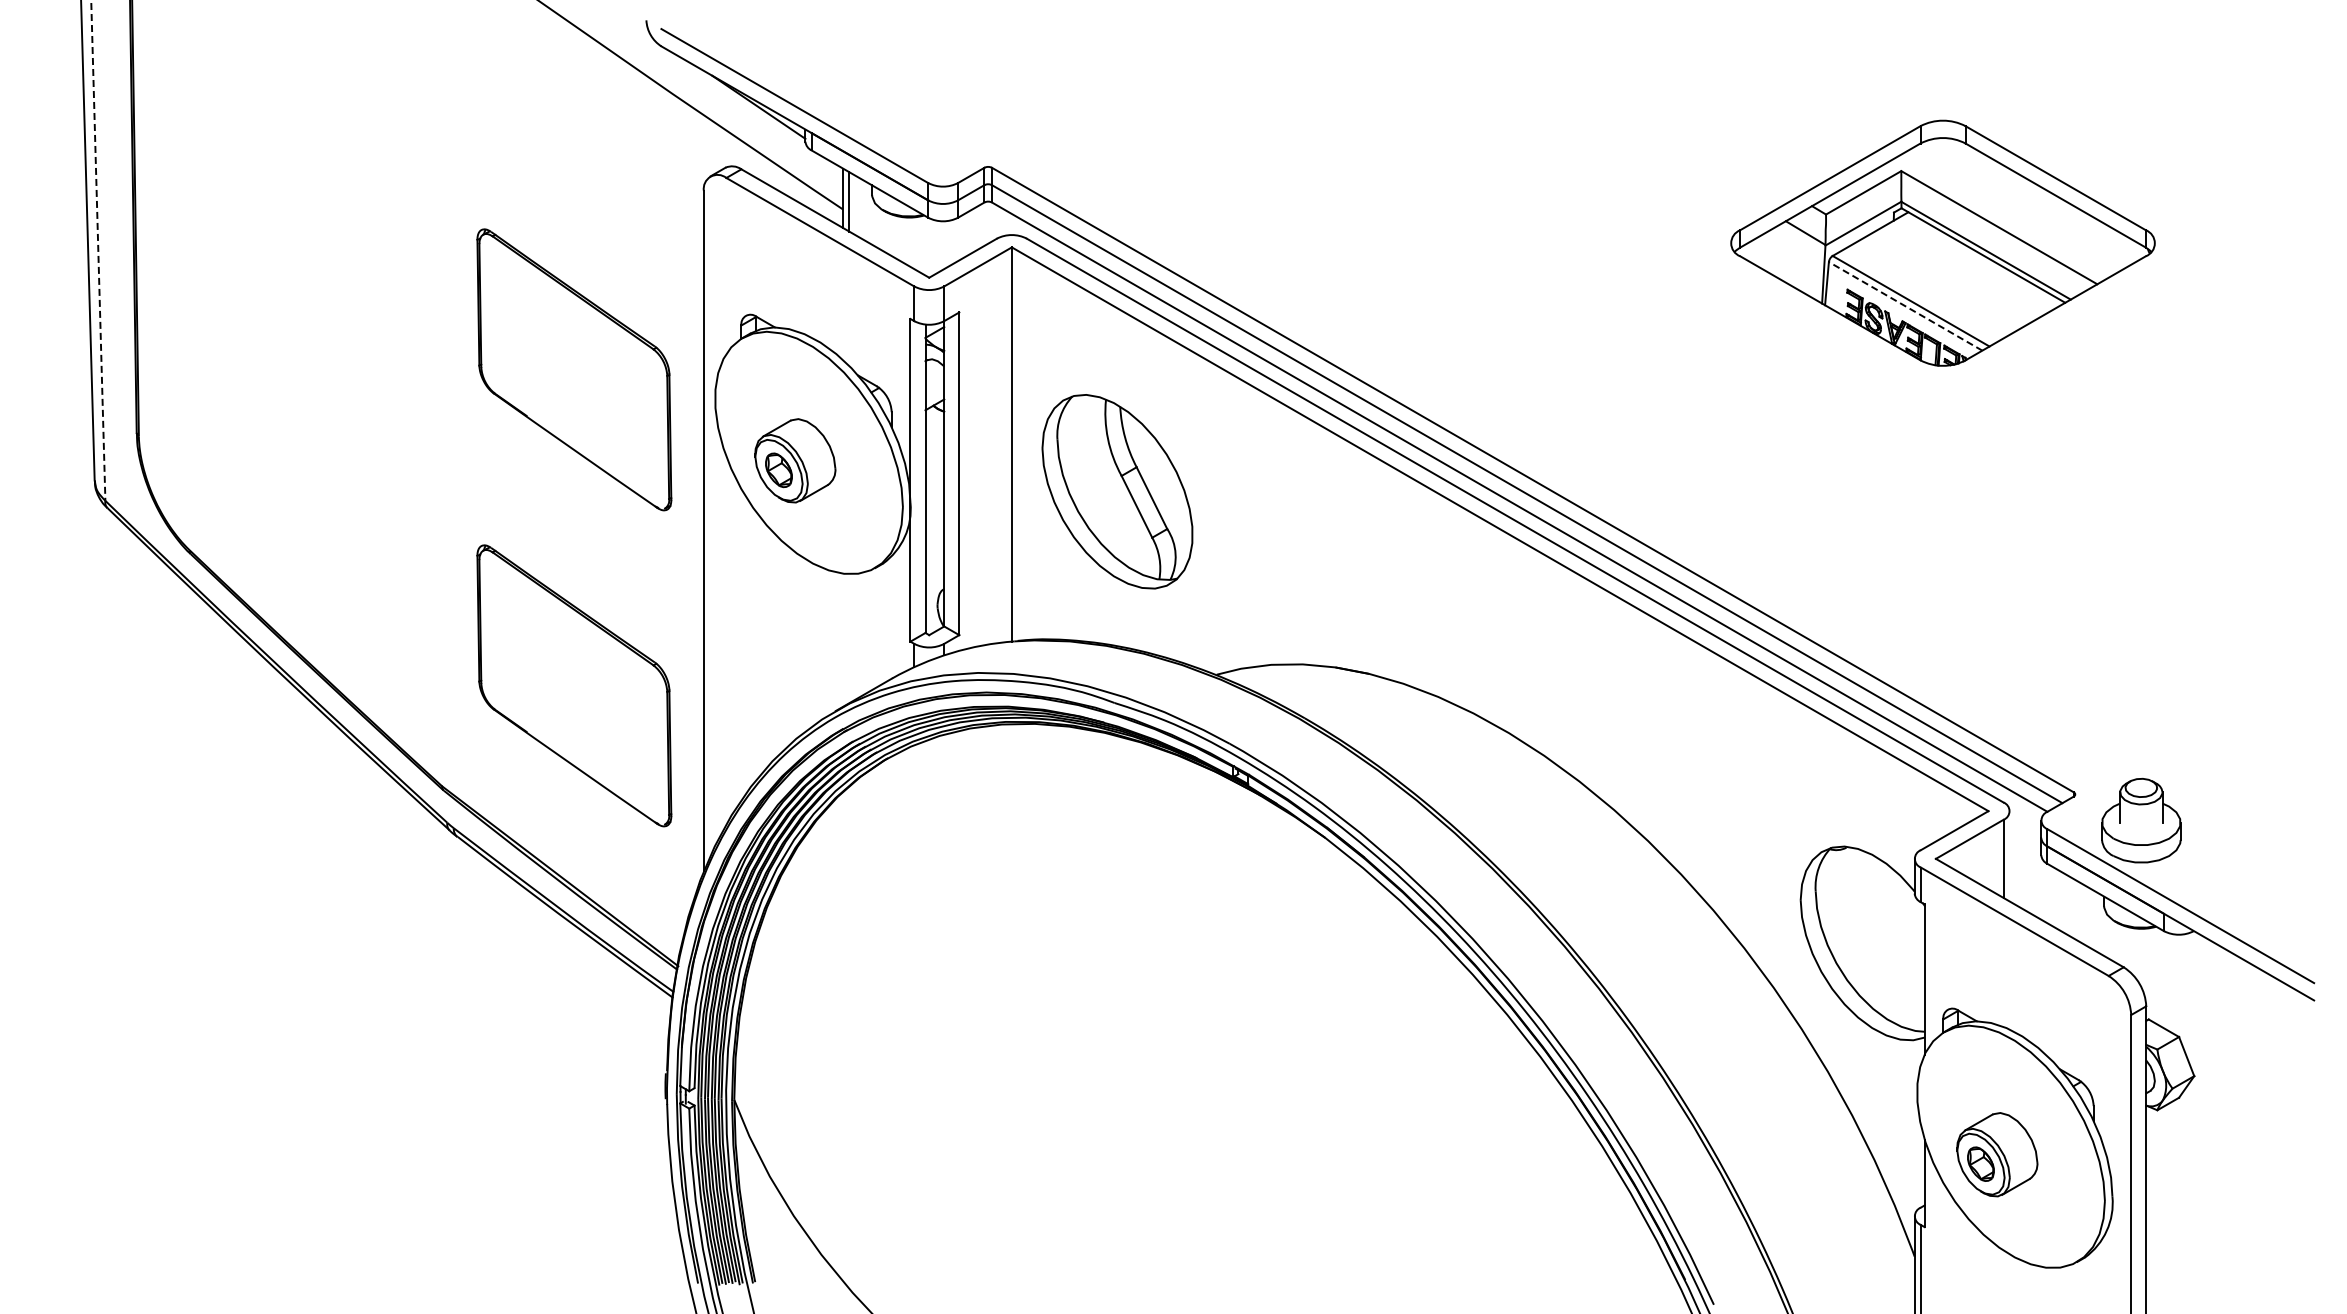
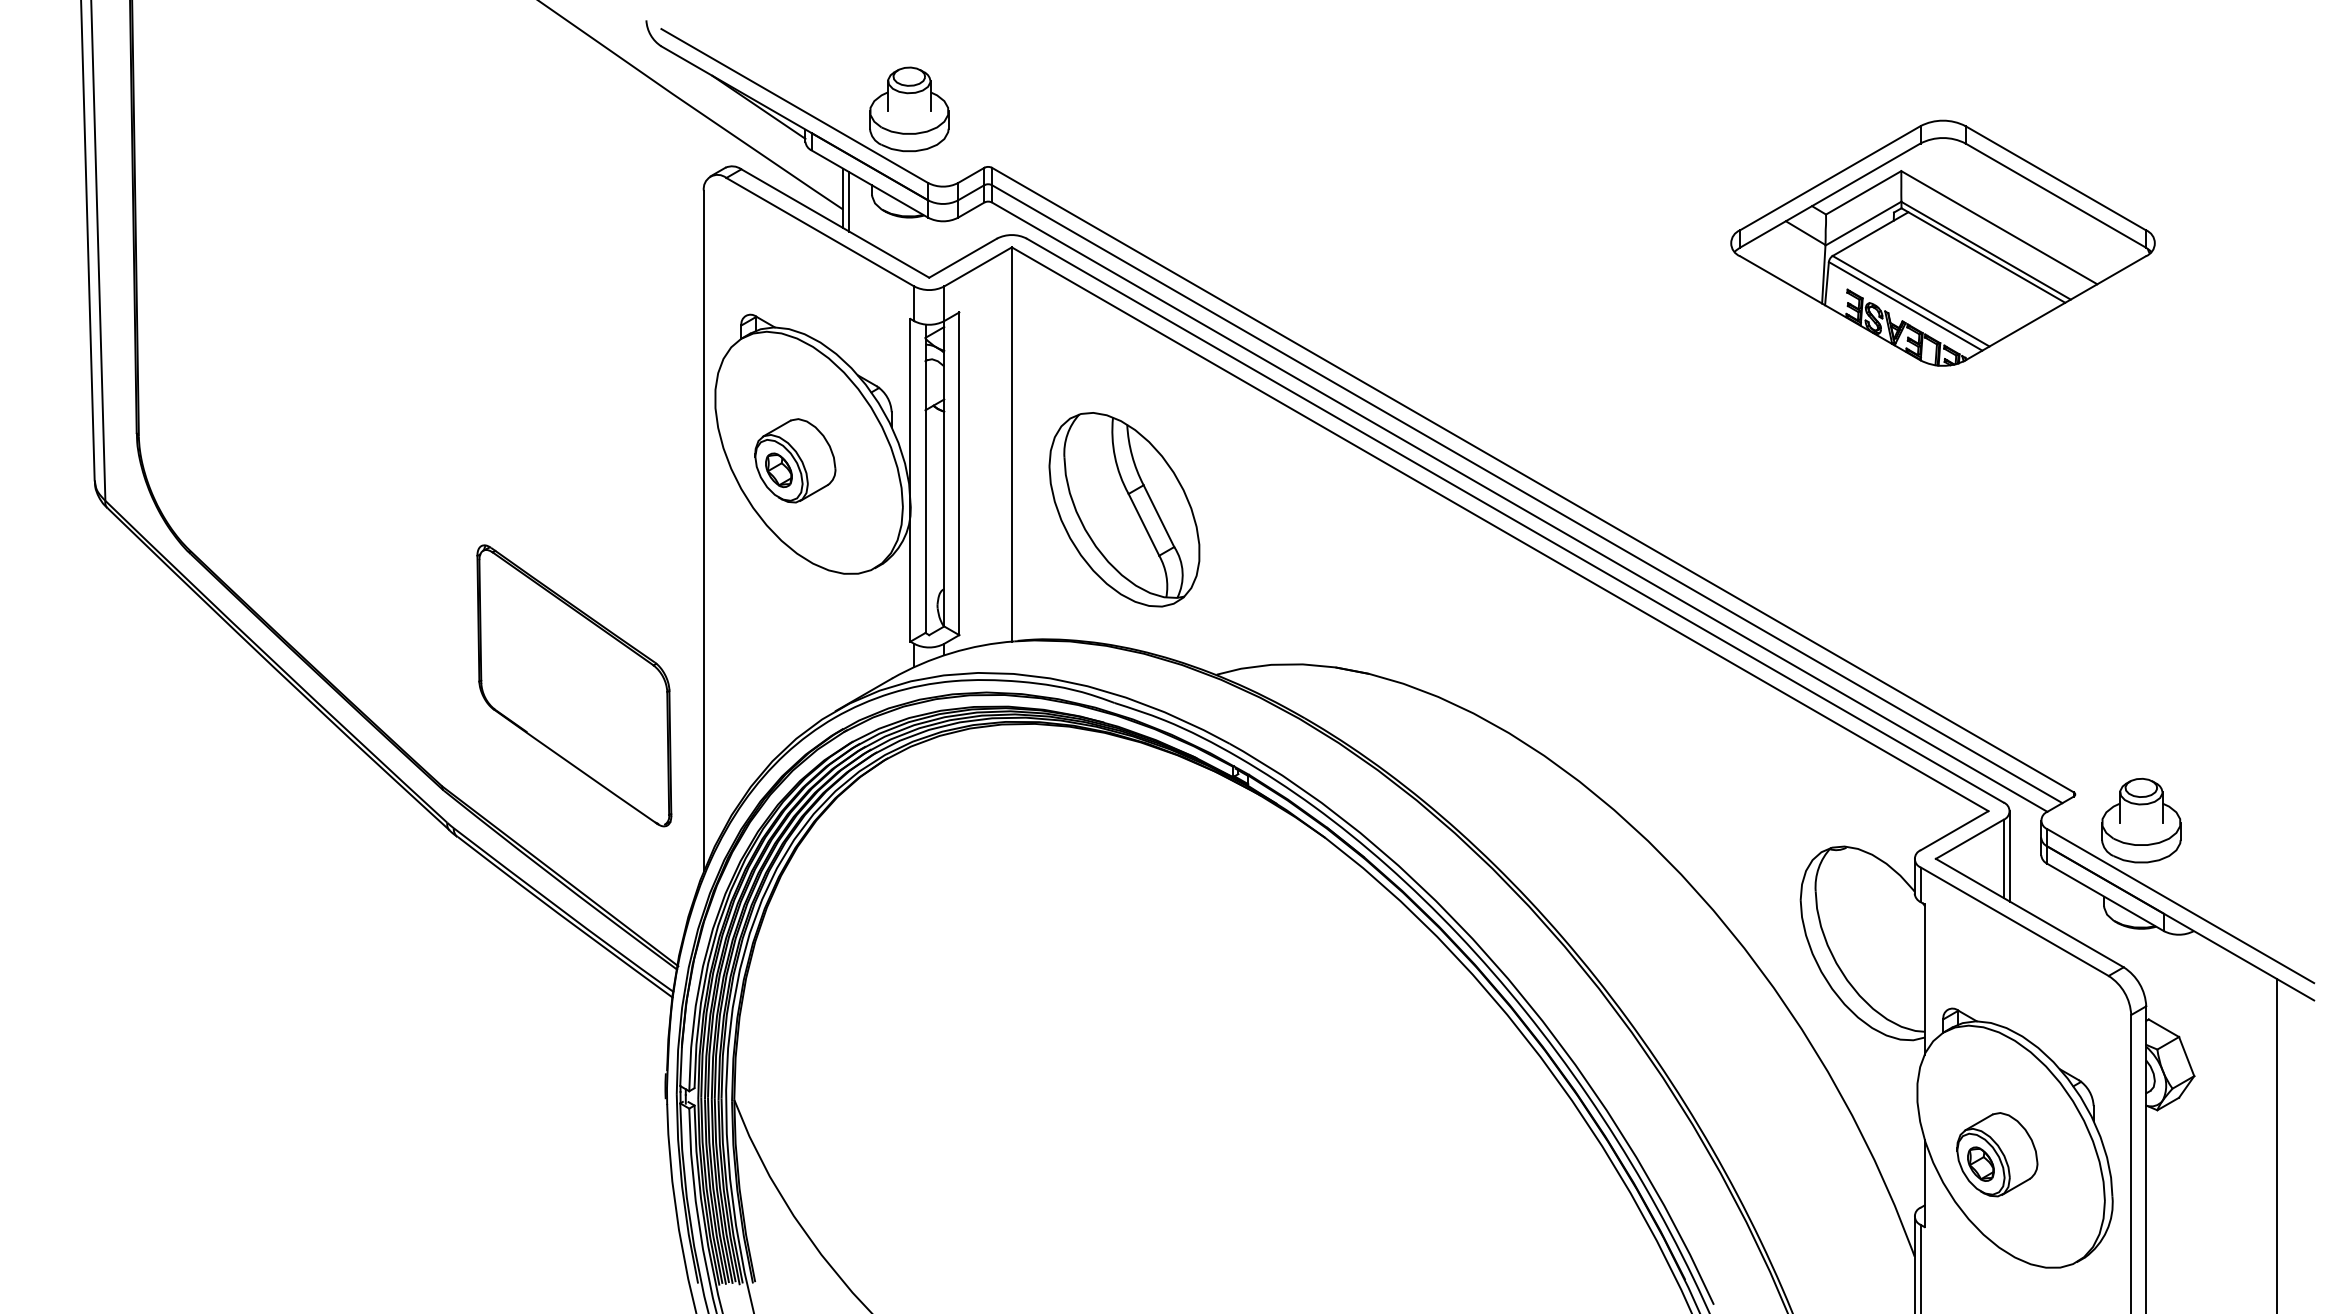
part: none -> present (909, 109)
line: dashed -> solid (98, 250)
line: dashed -> solid (1905, 306)
part: present -> none (574, 369)
part position: (1117, 491) -> (1124, 509) (1124, 509)
line: none -> present (2009, 856)
line: none -> present (2276, 1144)
